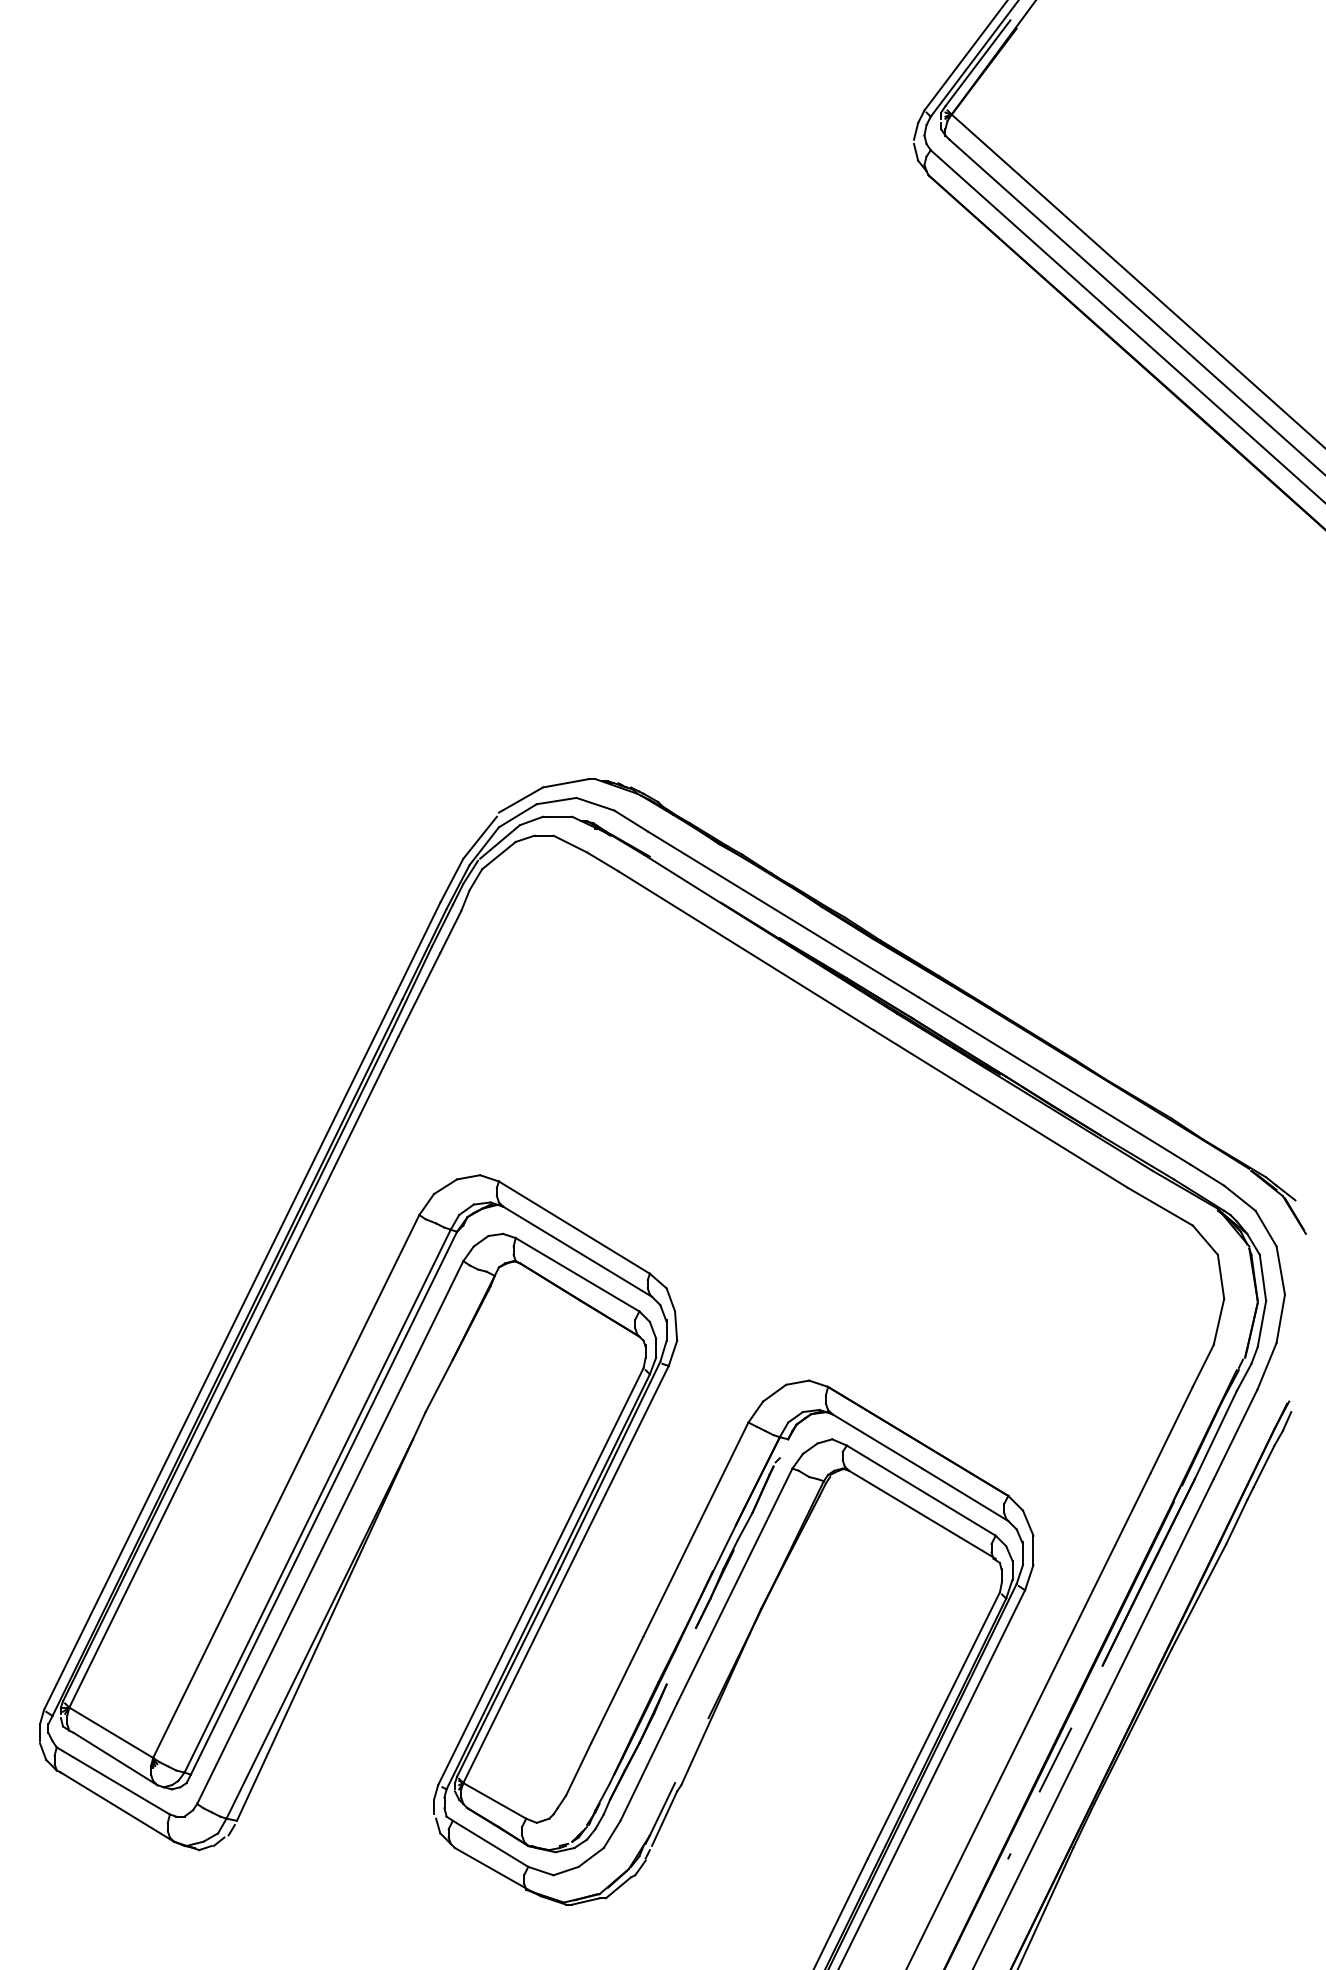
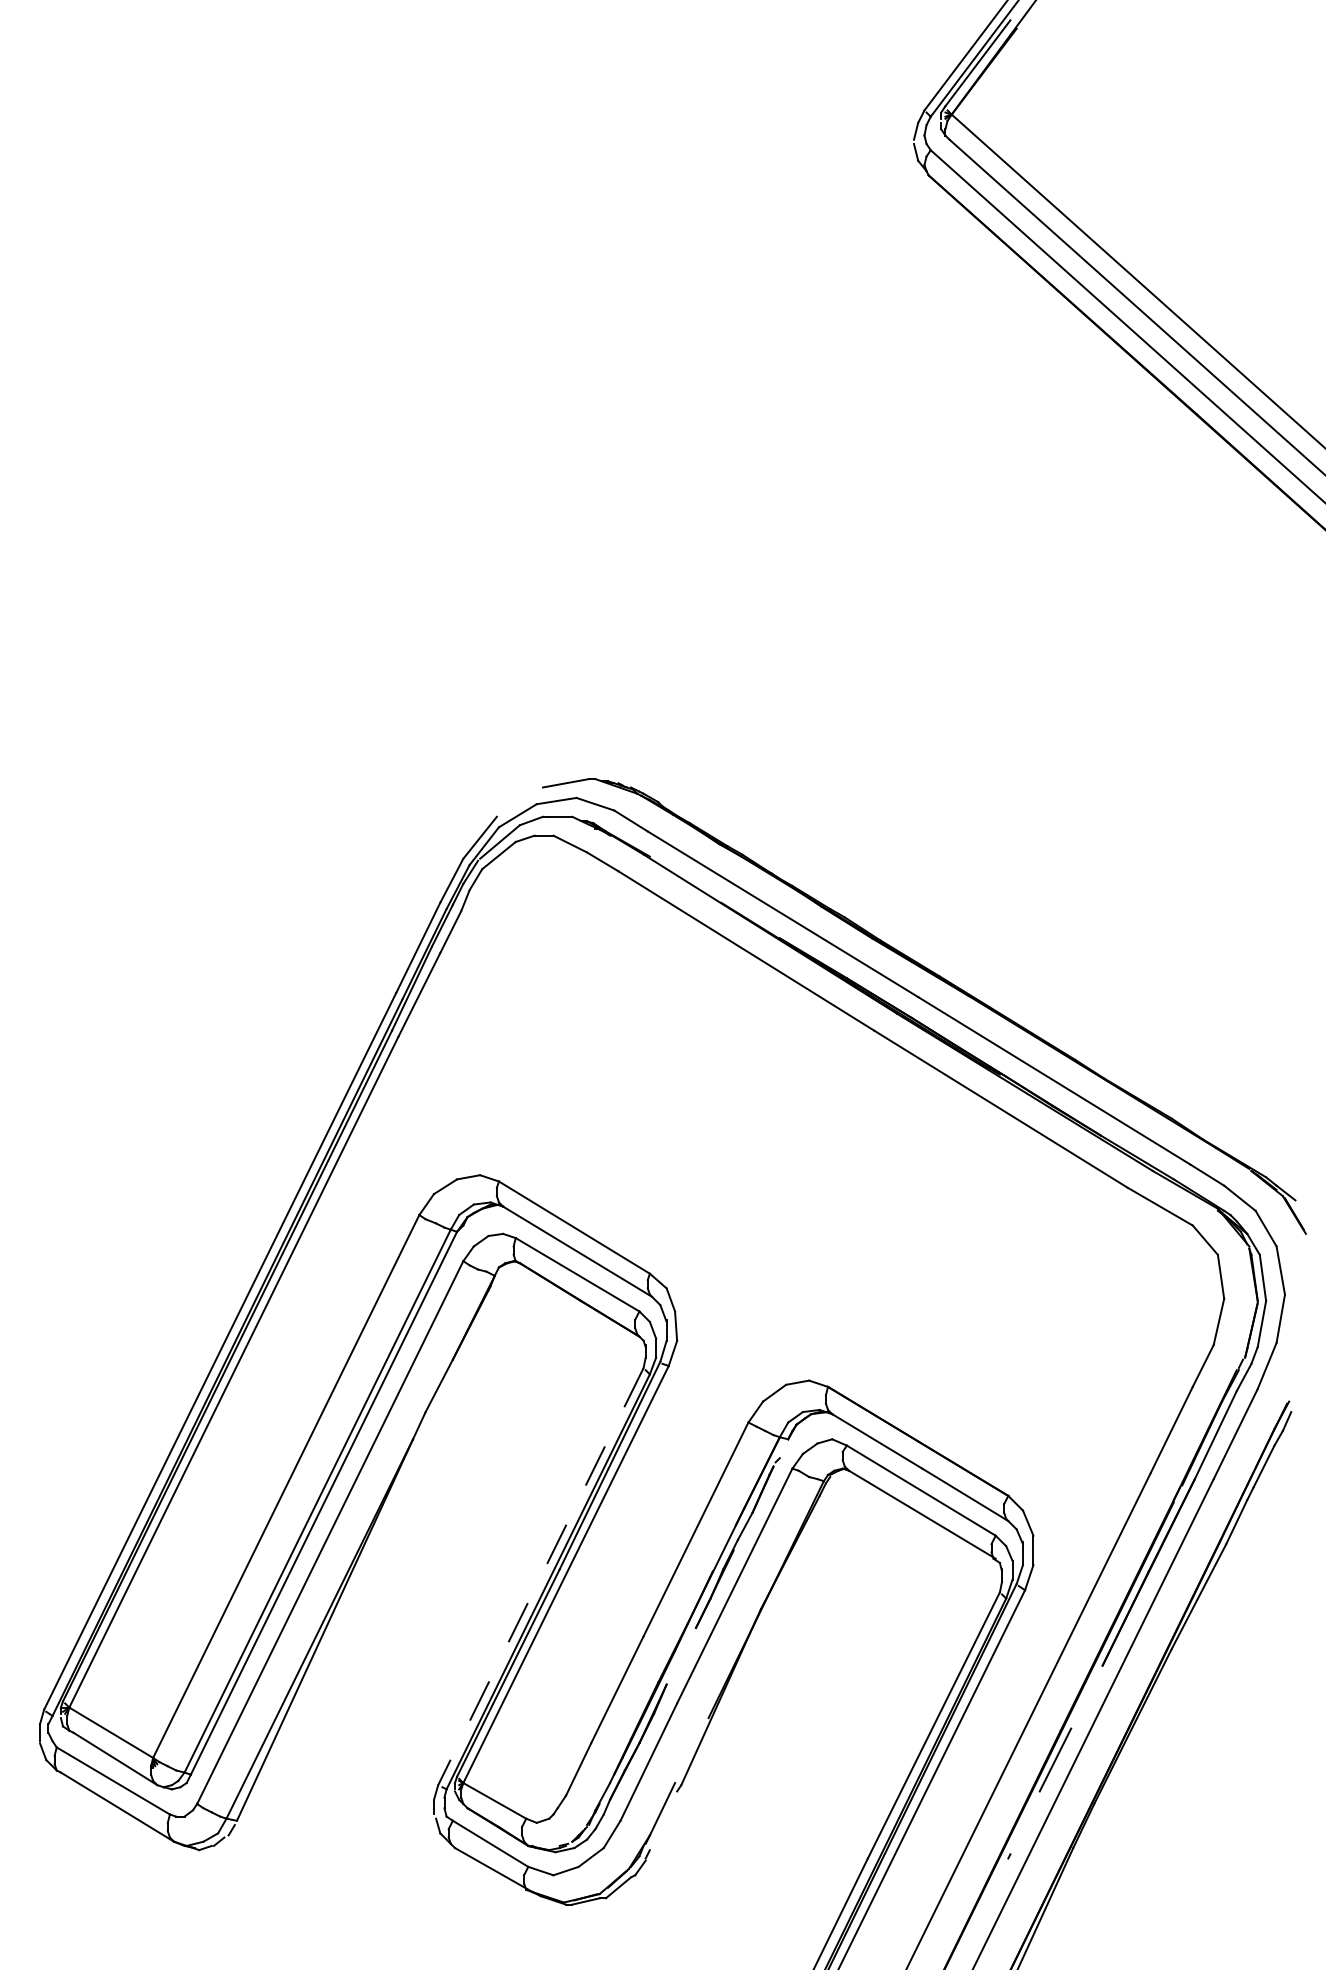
line: present -> none (520, 799)
line: solid -> dashed (540, 1577)
line: present -> none (664, 1818)
